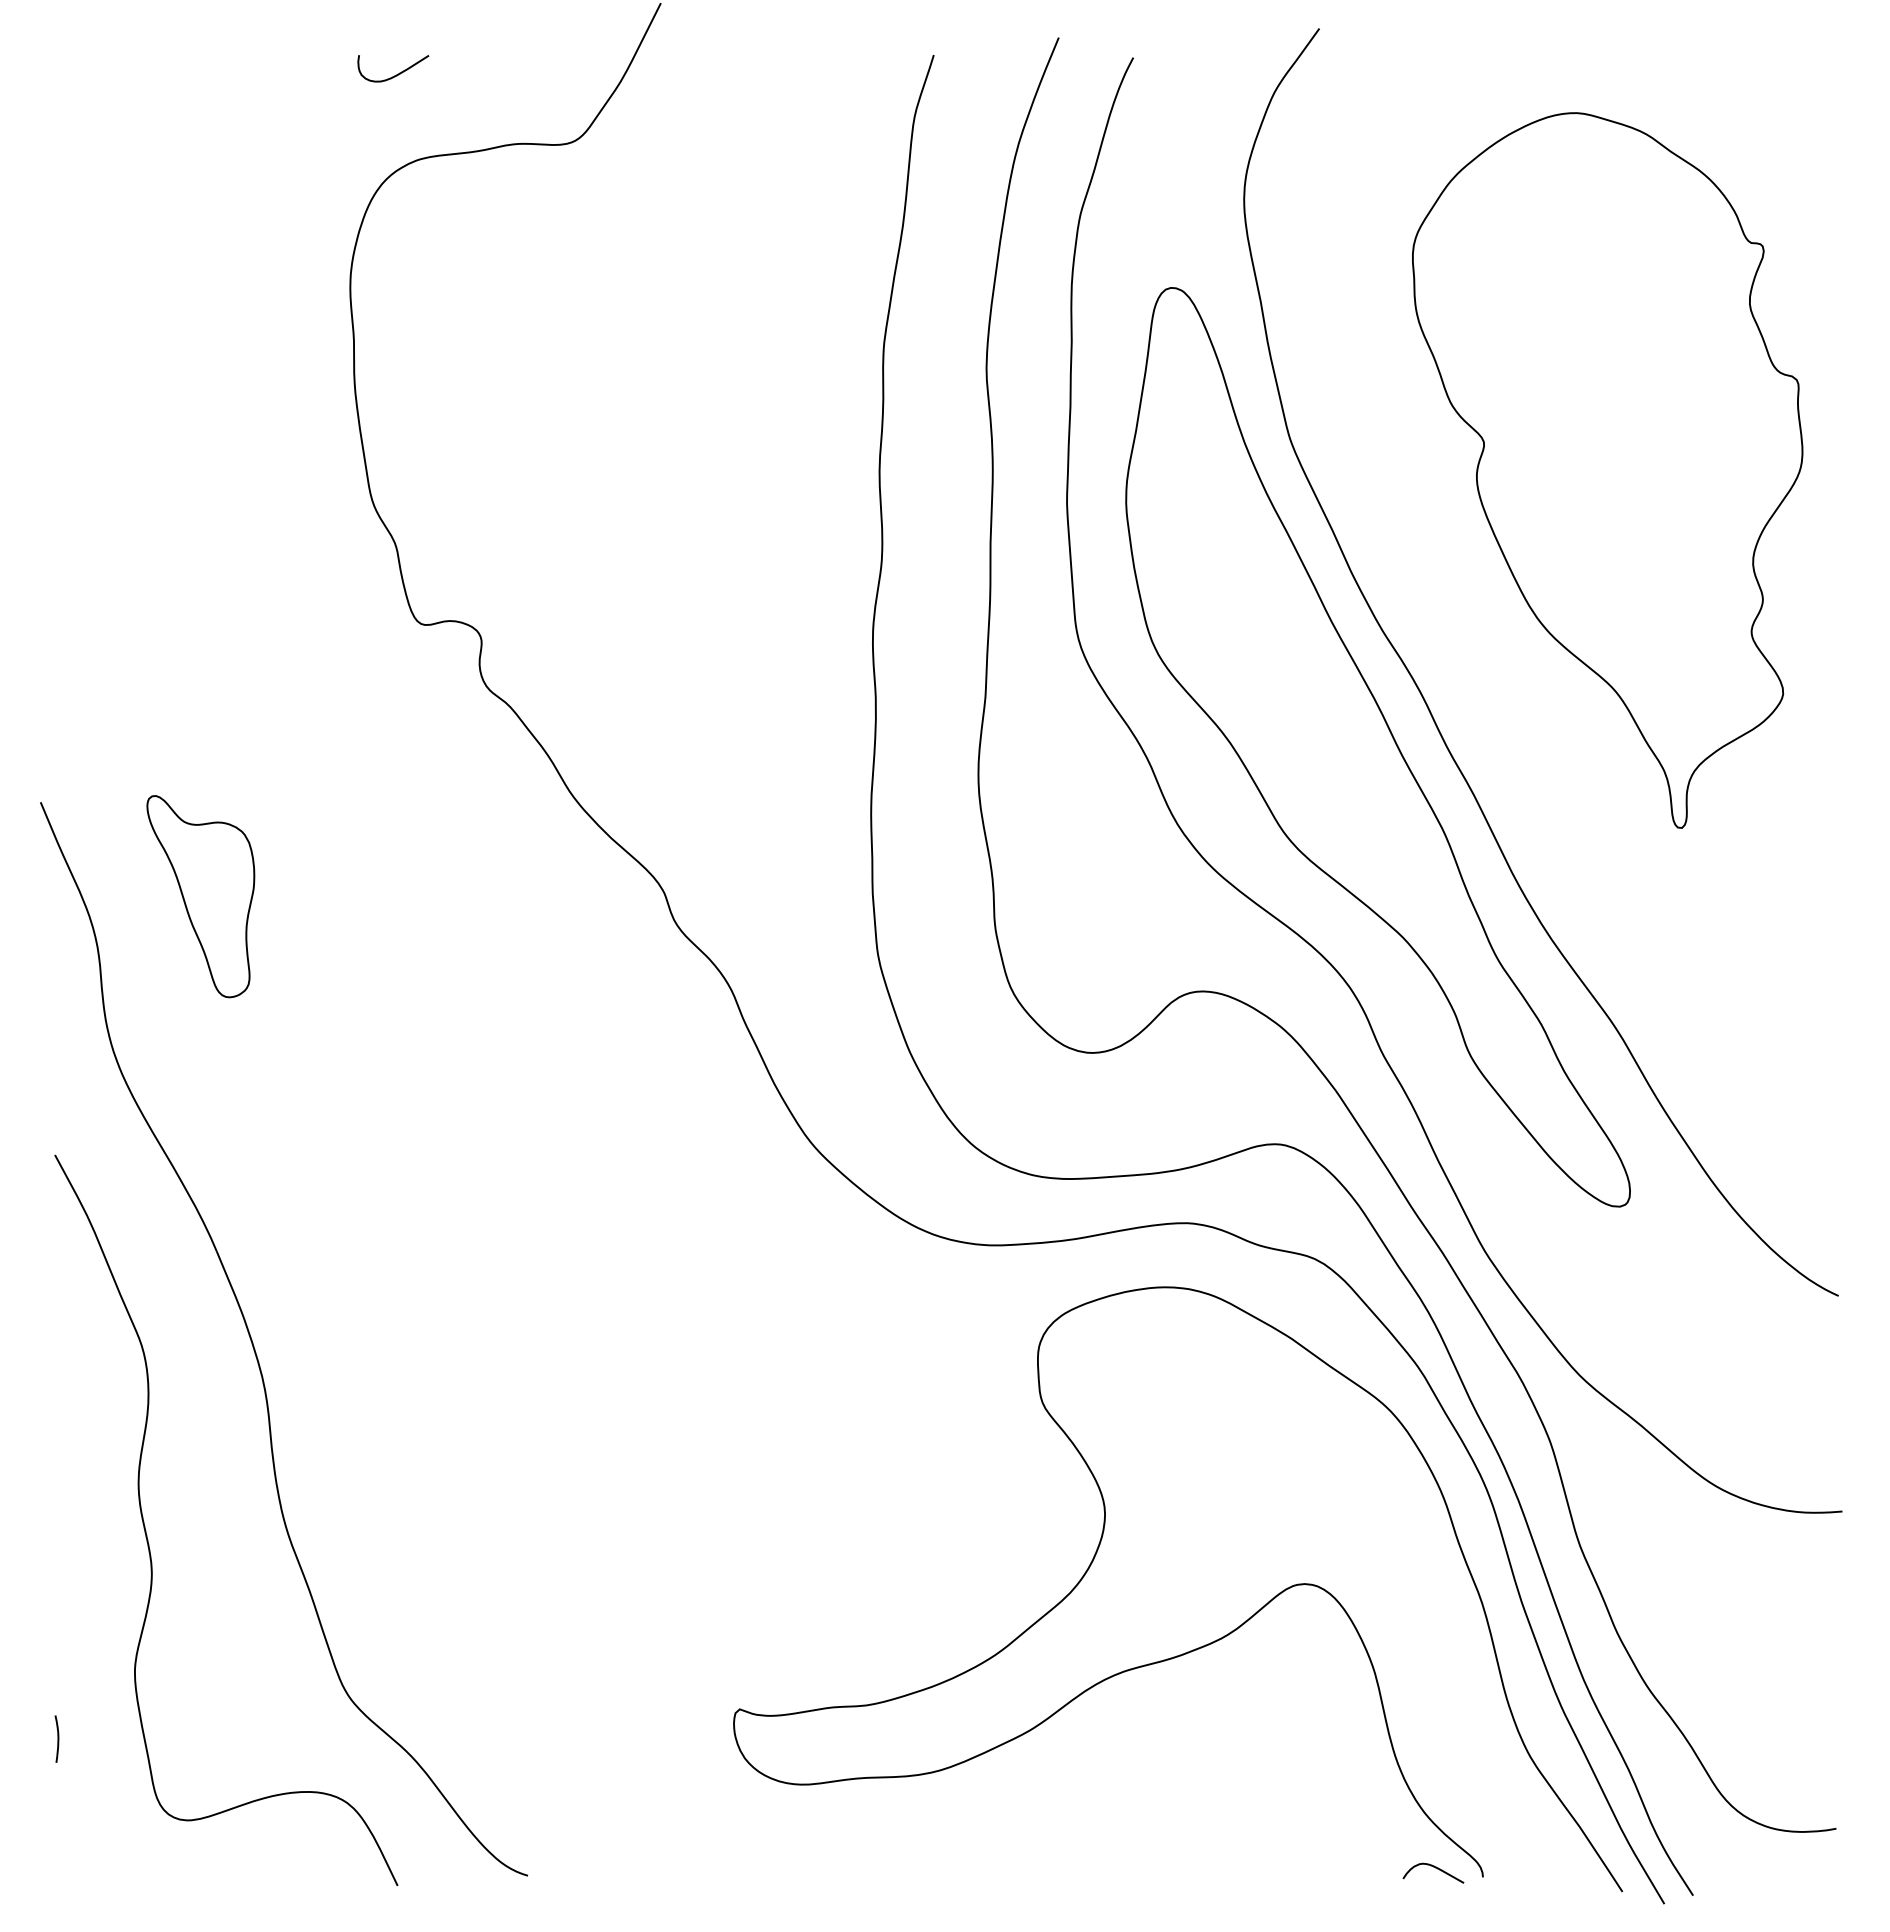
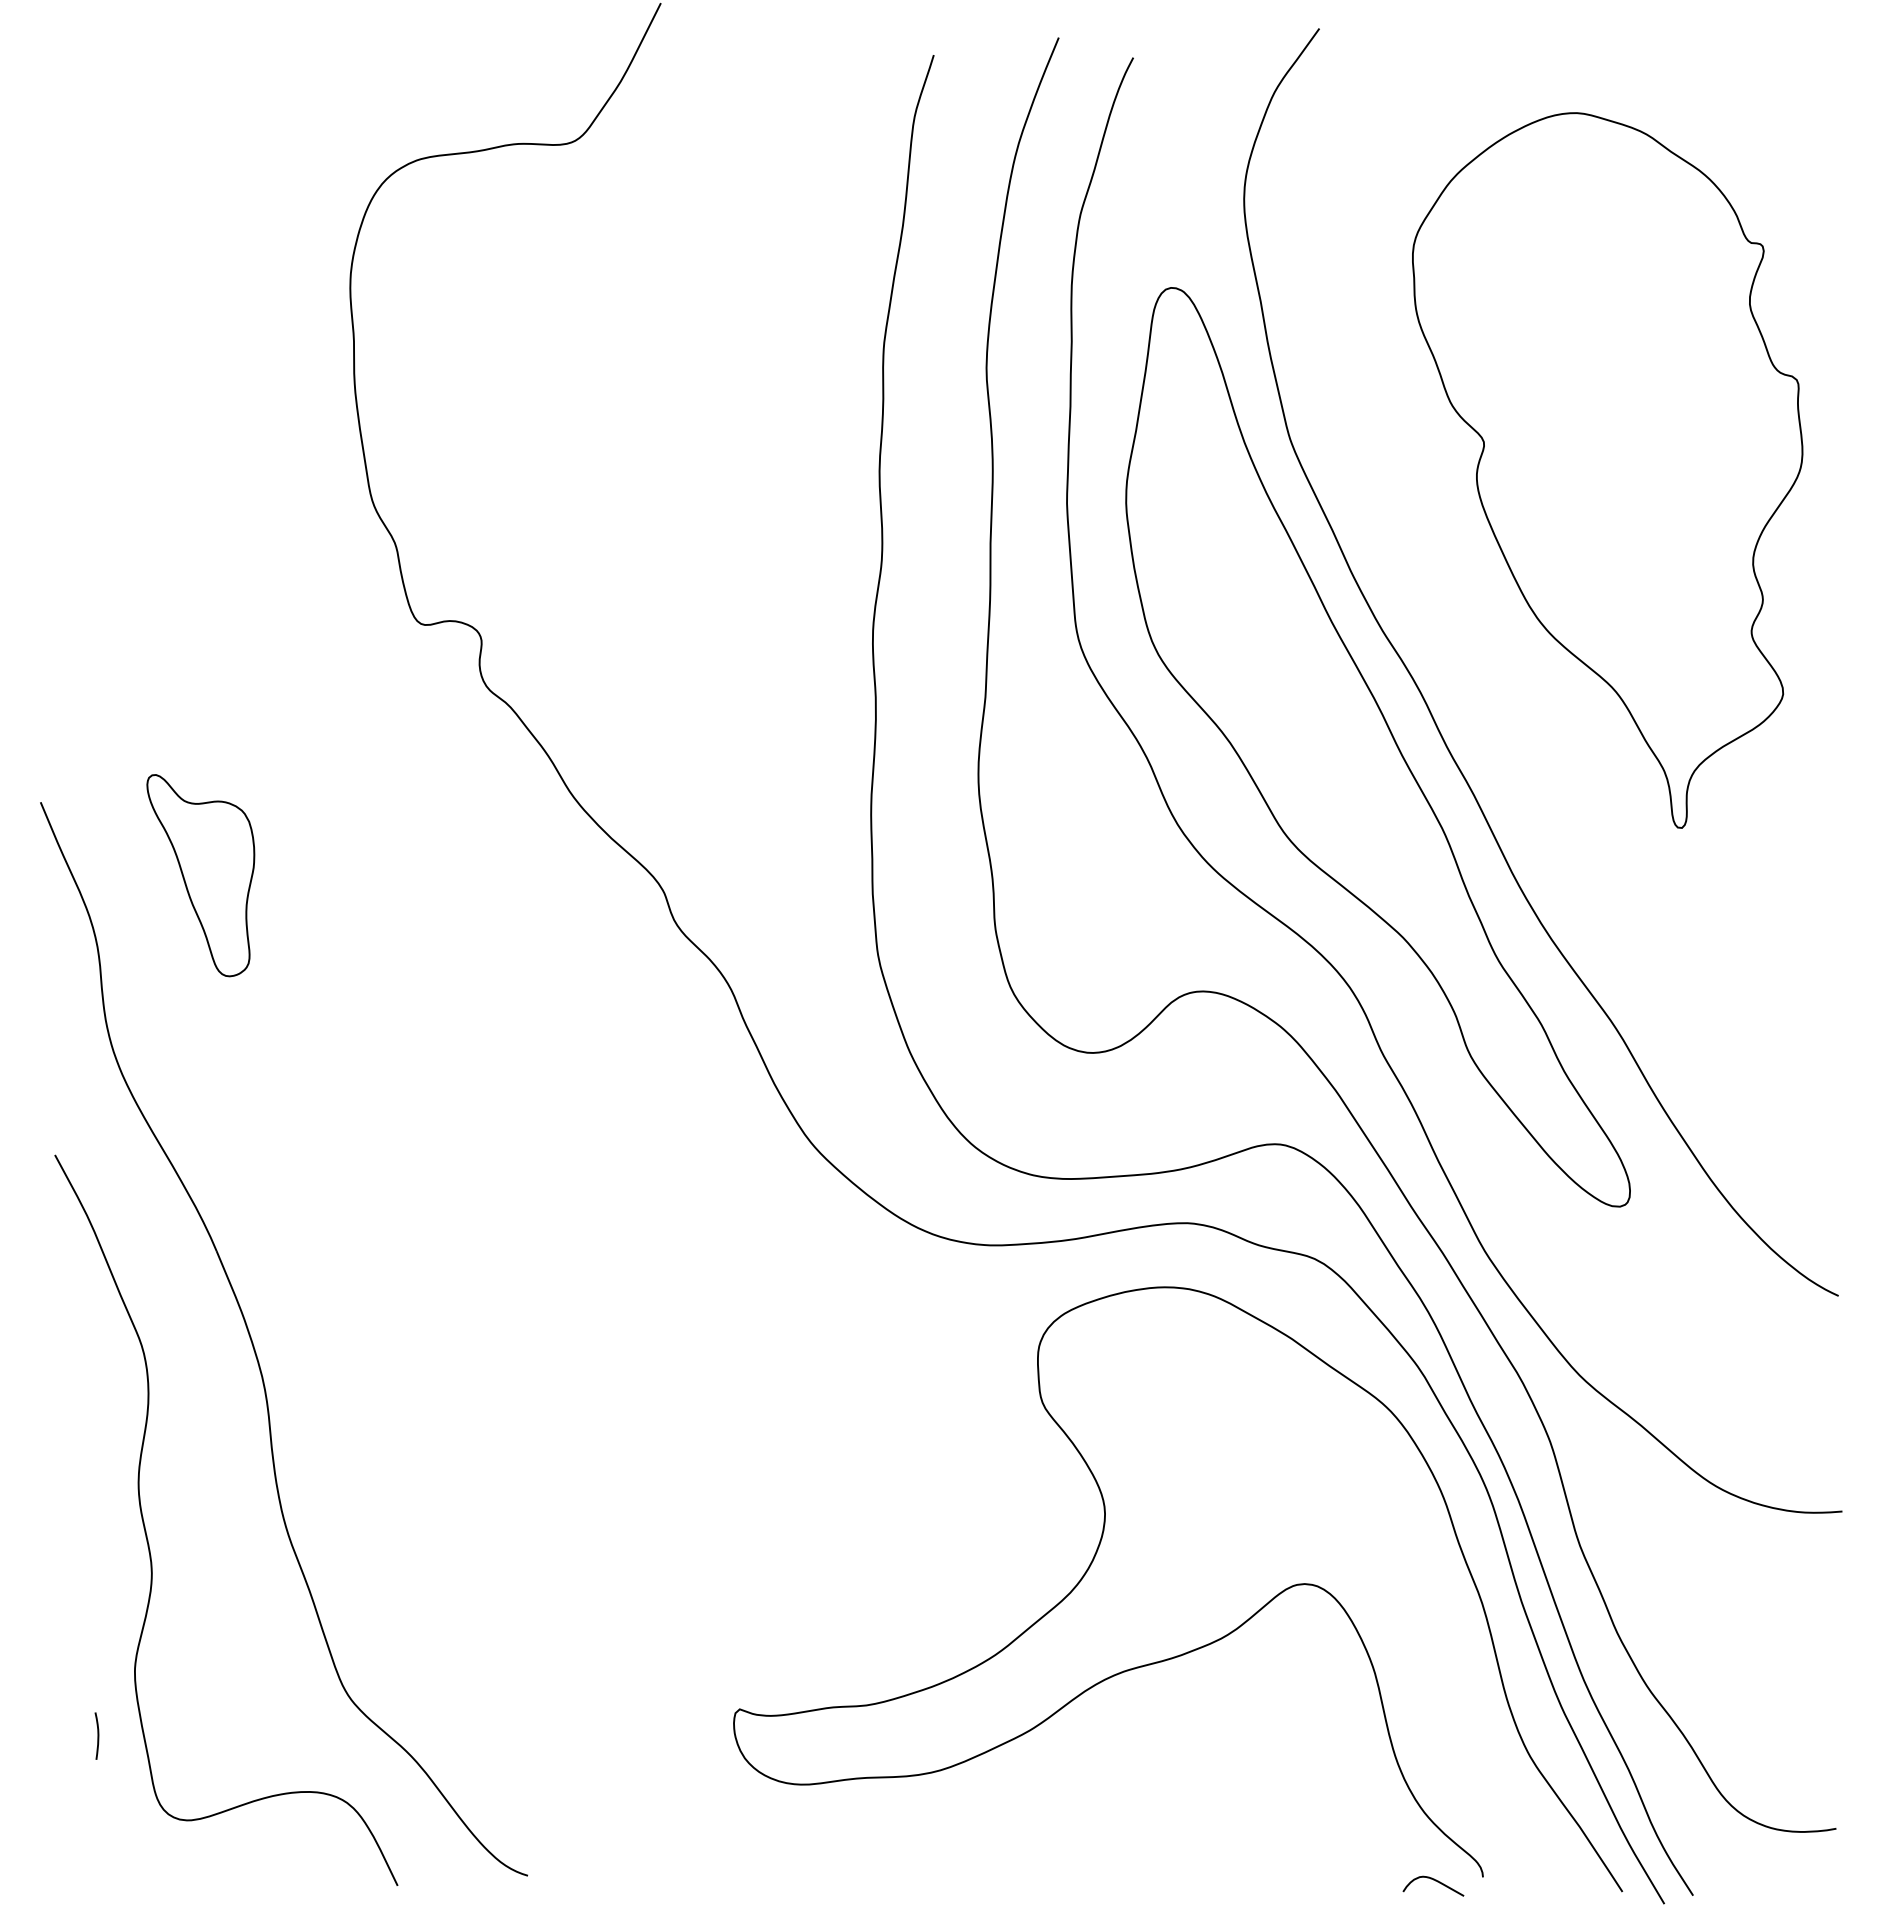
curve: present -> none (396, 74)
part position: (200, 896) -> (200, 875) (200, 875)
curve position: (57, 1738) -> (97, 1735) (97, 1735)
curve position: (1435, 1868) -> (1435, 1881) (1435, 1881)
